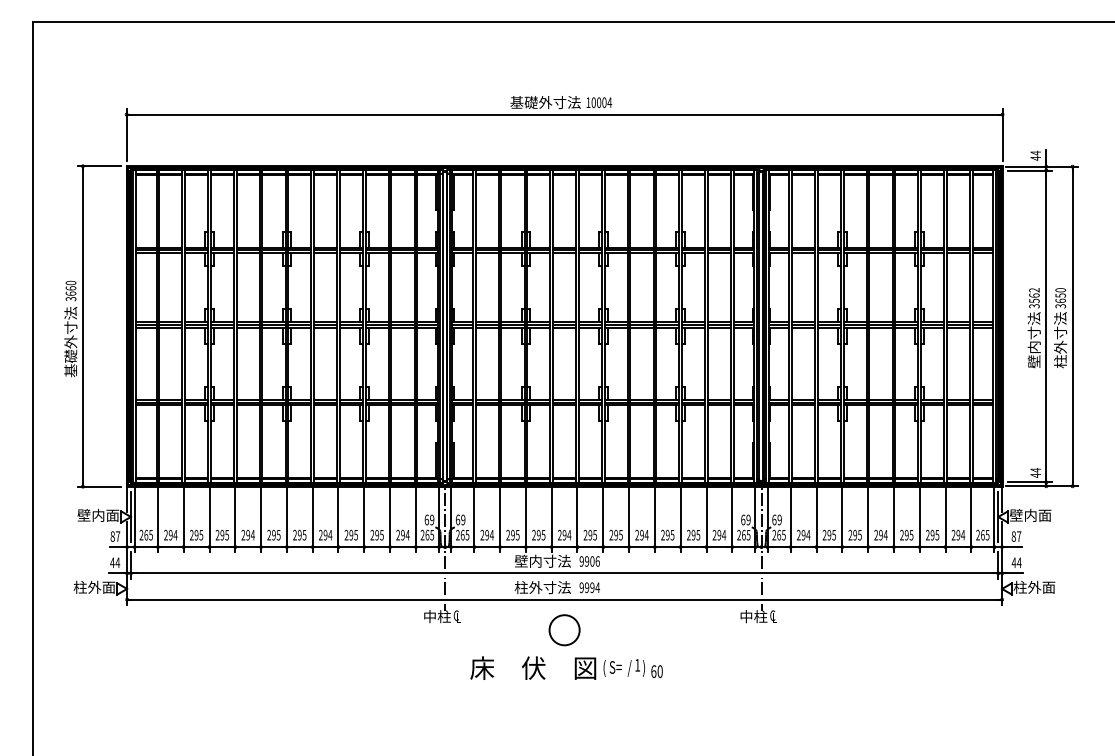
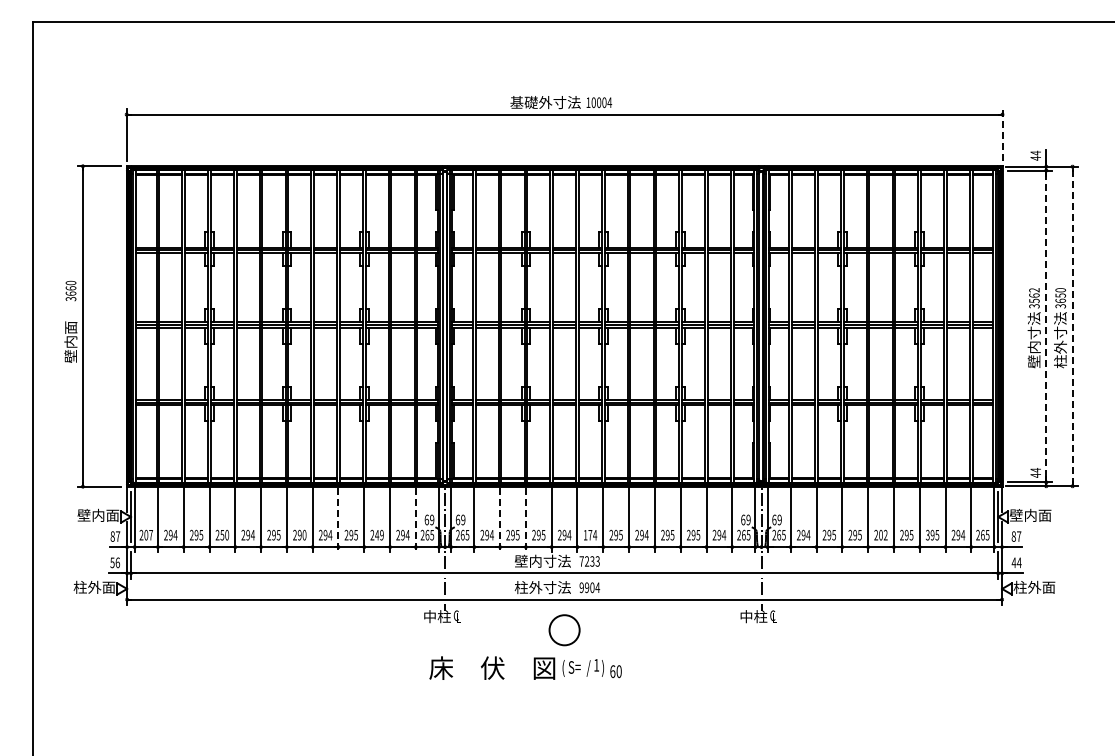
line: solid -> dashed (1002, 135)
line: solid -> dashed (1072, 325)
line: solid -> dashed (1046, 326)
text: 基礎外寸法 -> 壁内面 (70, 341)
line: solid -> dashed (338, 520)
line: solid -> dashed (415, 520)
line: solid -> dashed (500, 520)
line: solid -> dashed (525, 520)
text: 295 -> 250 (224, 534)
text: 295 -> 290 (304, 534)
text: 295 -> 249 (379, 534)
text: 295 -> 174 (590, 534)
text: 294 -> 202 (883, 534)
text: 265 -> 207 (148, 535)
text: 295 -> 395 (927, 535)
text: 9906 -> 7233 (589, 561)
text: 44 -> 56 (115, 562)
text: 9994 -> 9904 (592, 587)
text position: (566, 667) -> (525, 667) (525, 667)
